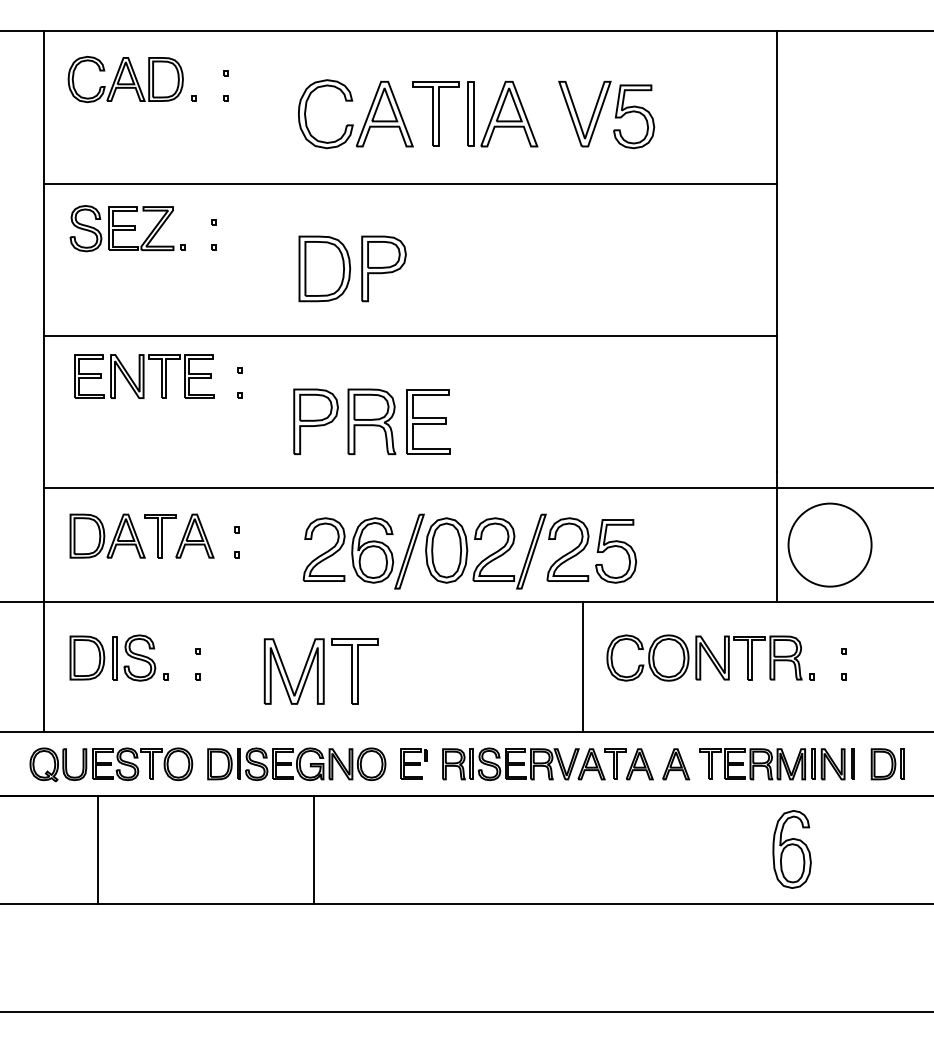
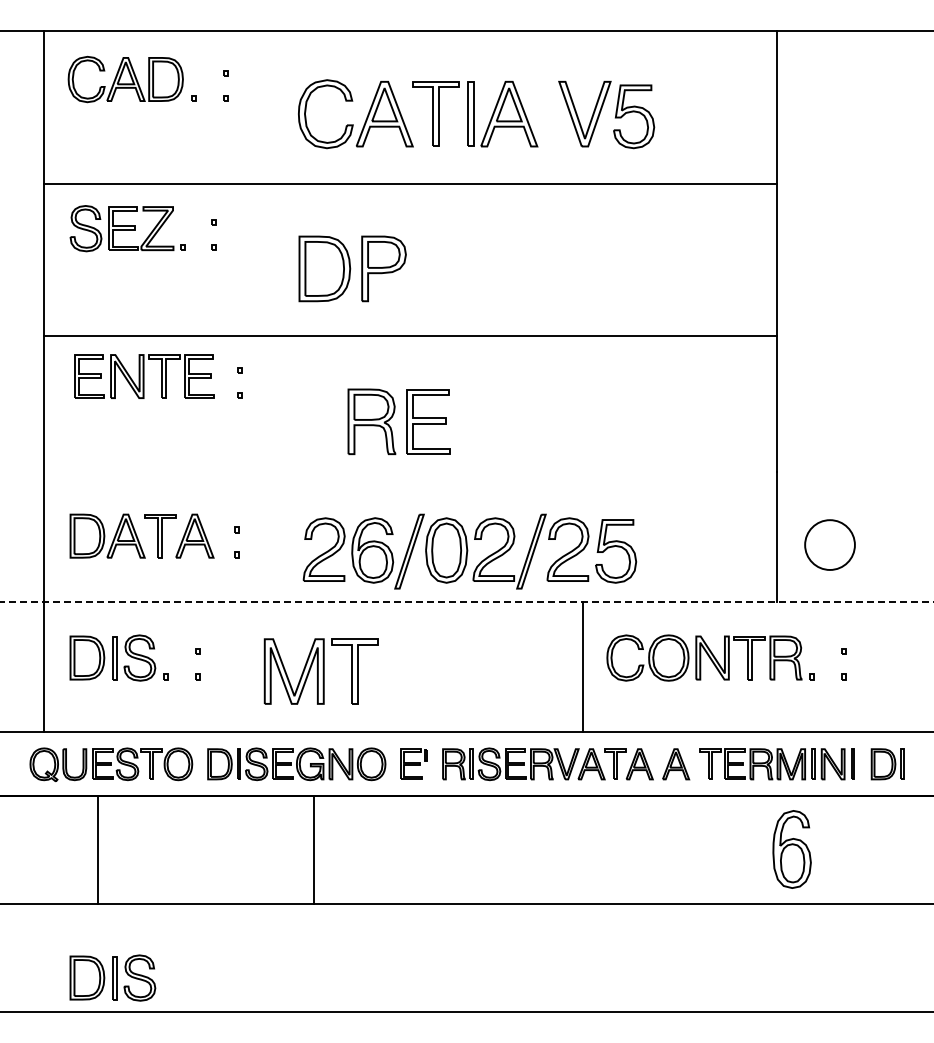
part: present -> none (315, 421)
line: present -> none (487, 488)
circle size: 86x86 px -> 52x52 px (829, 544)
line: solid -> dashed (466, 602)
part: none -> present (112, 977)
